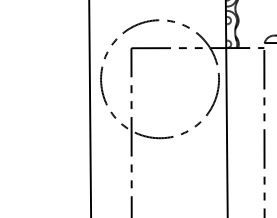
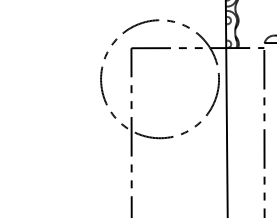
line: present -> none (90, 108)
